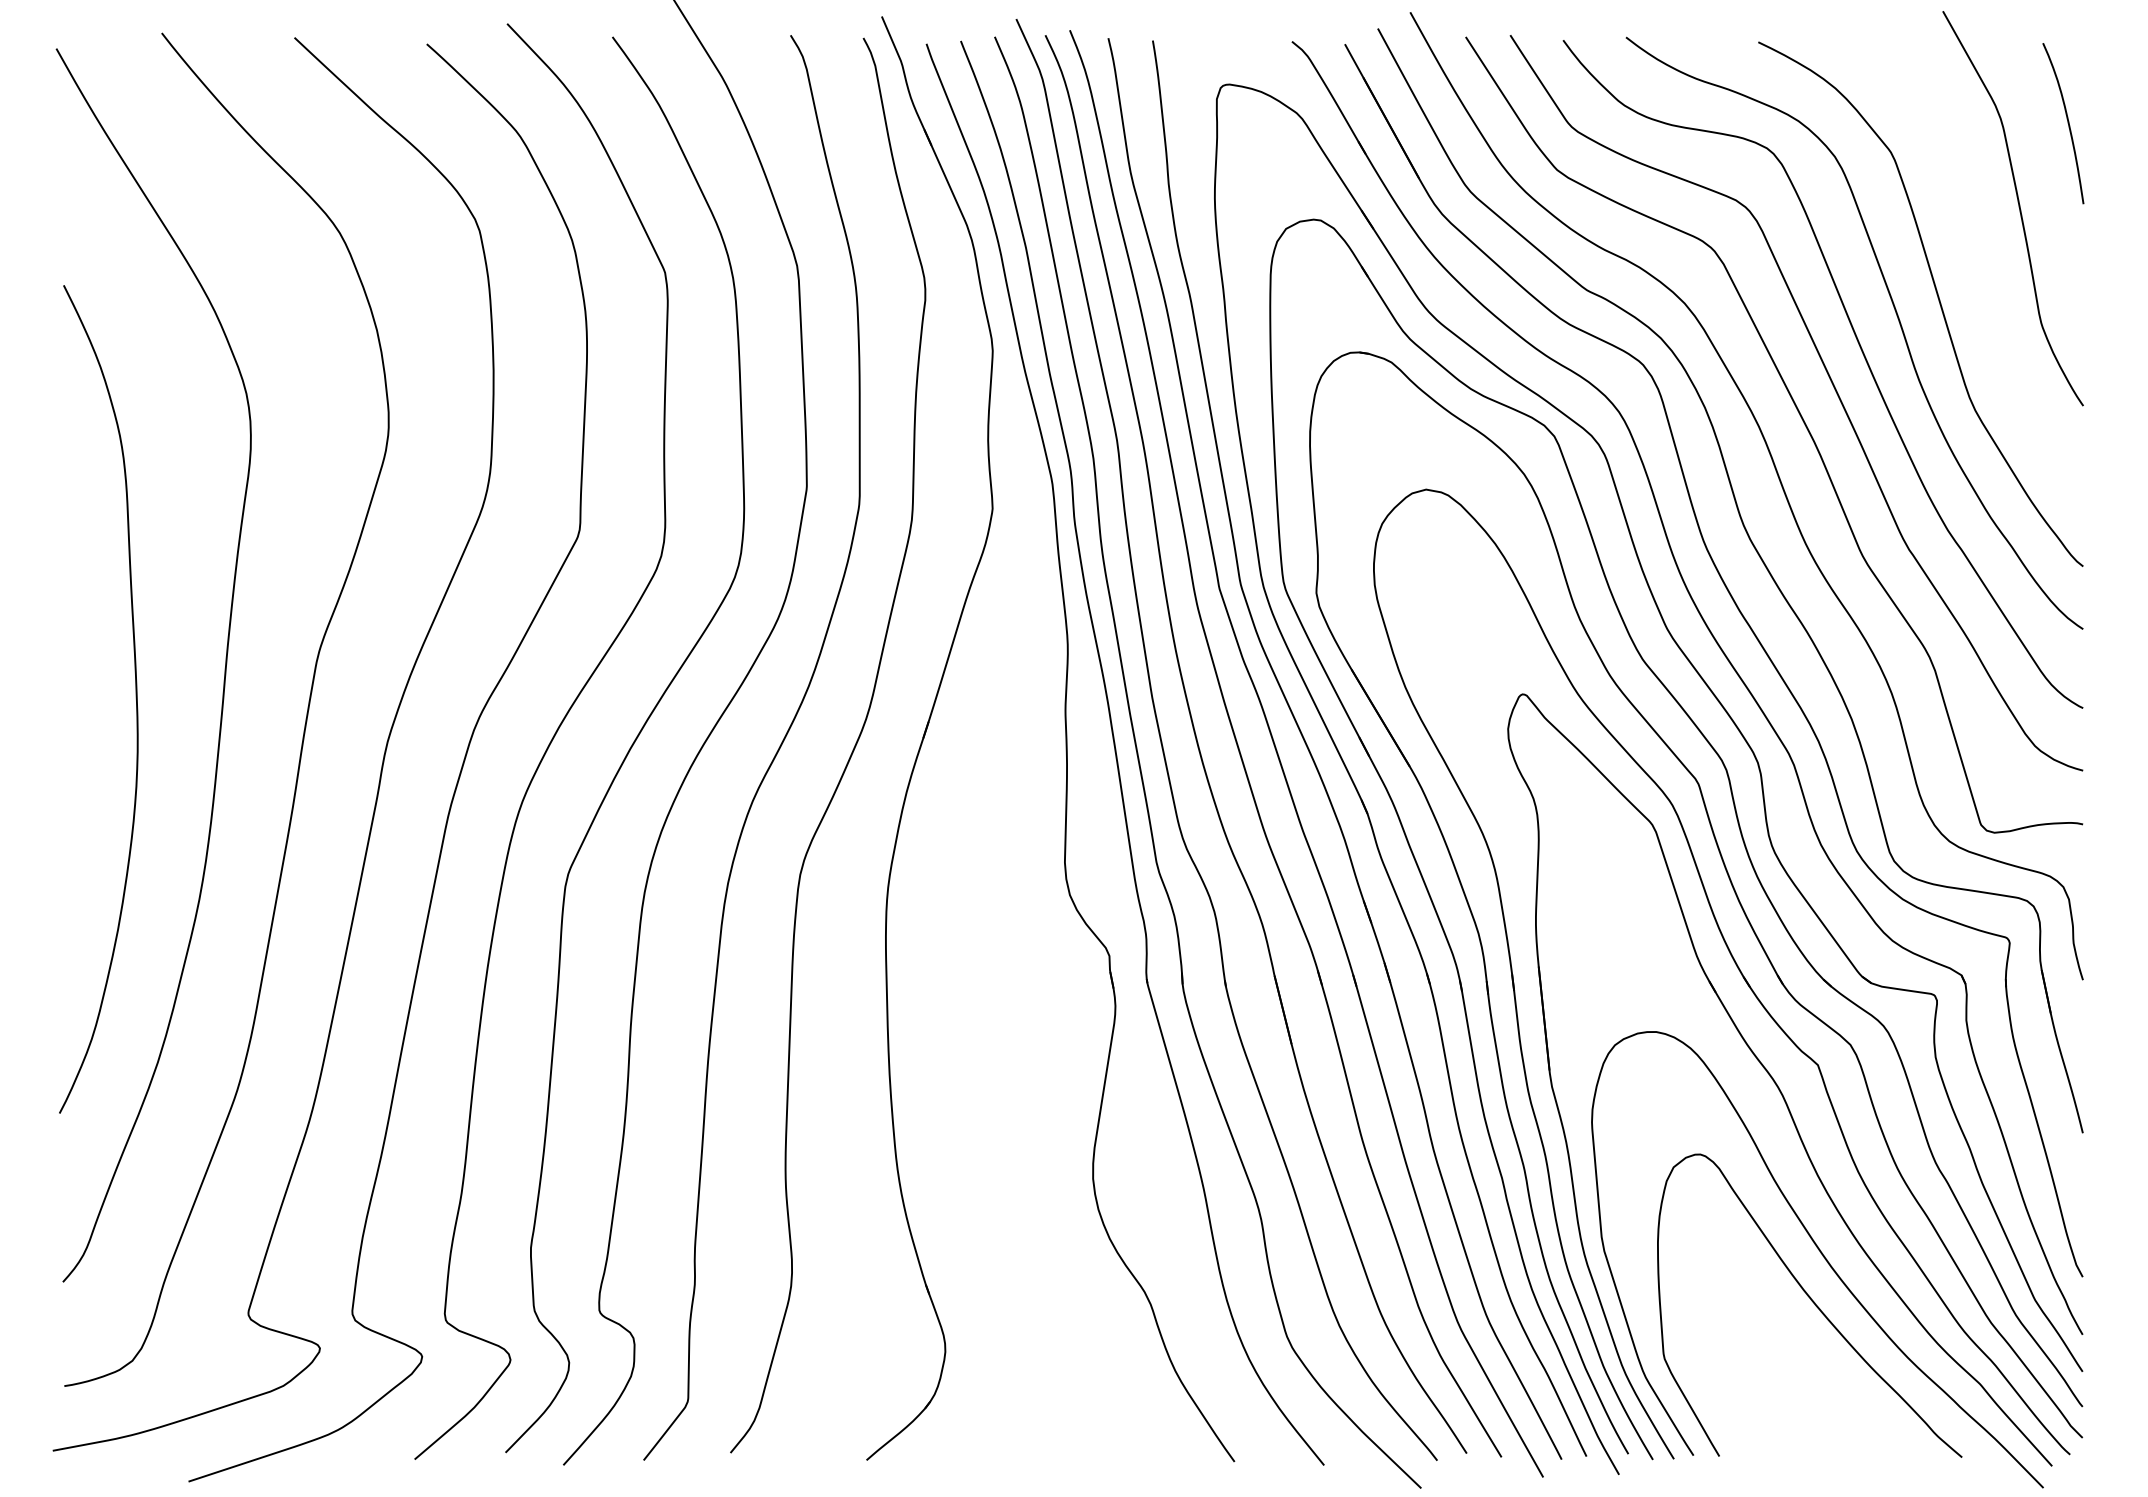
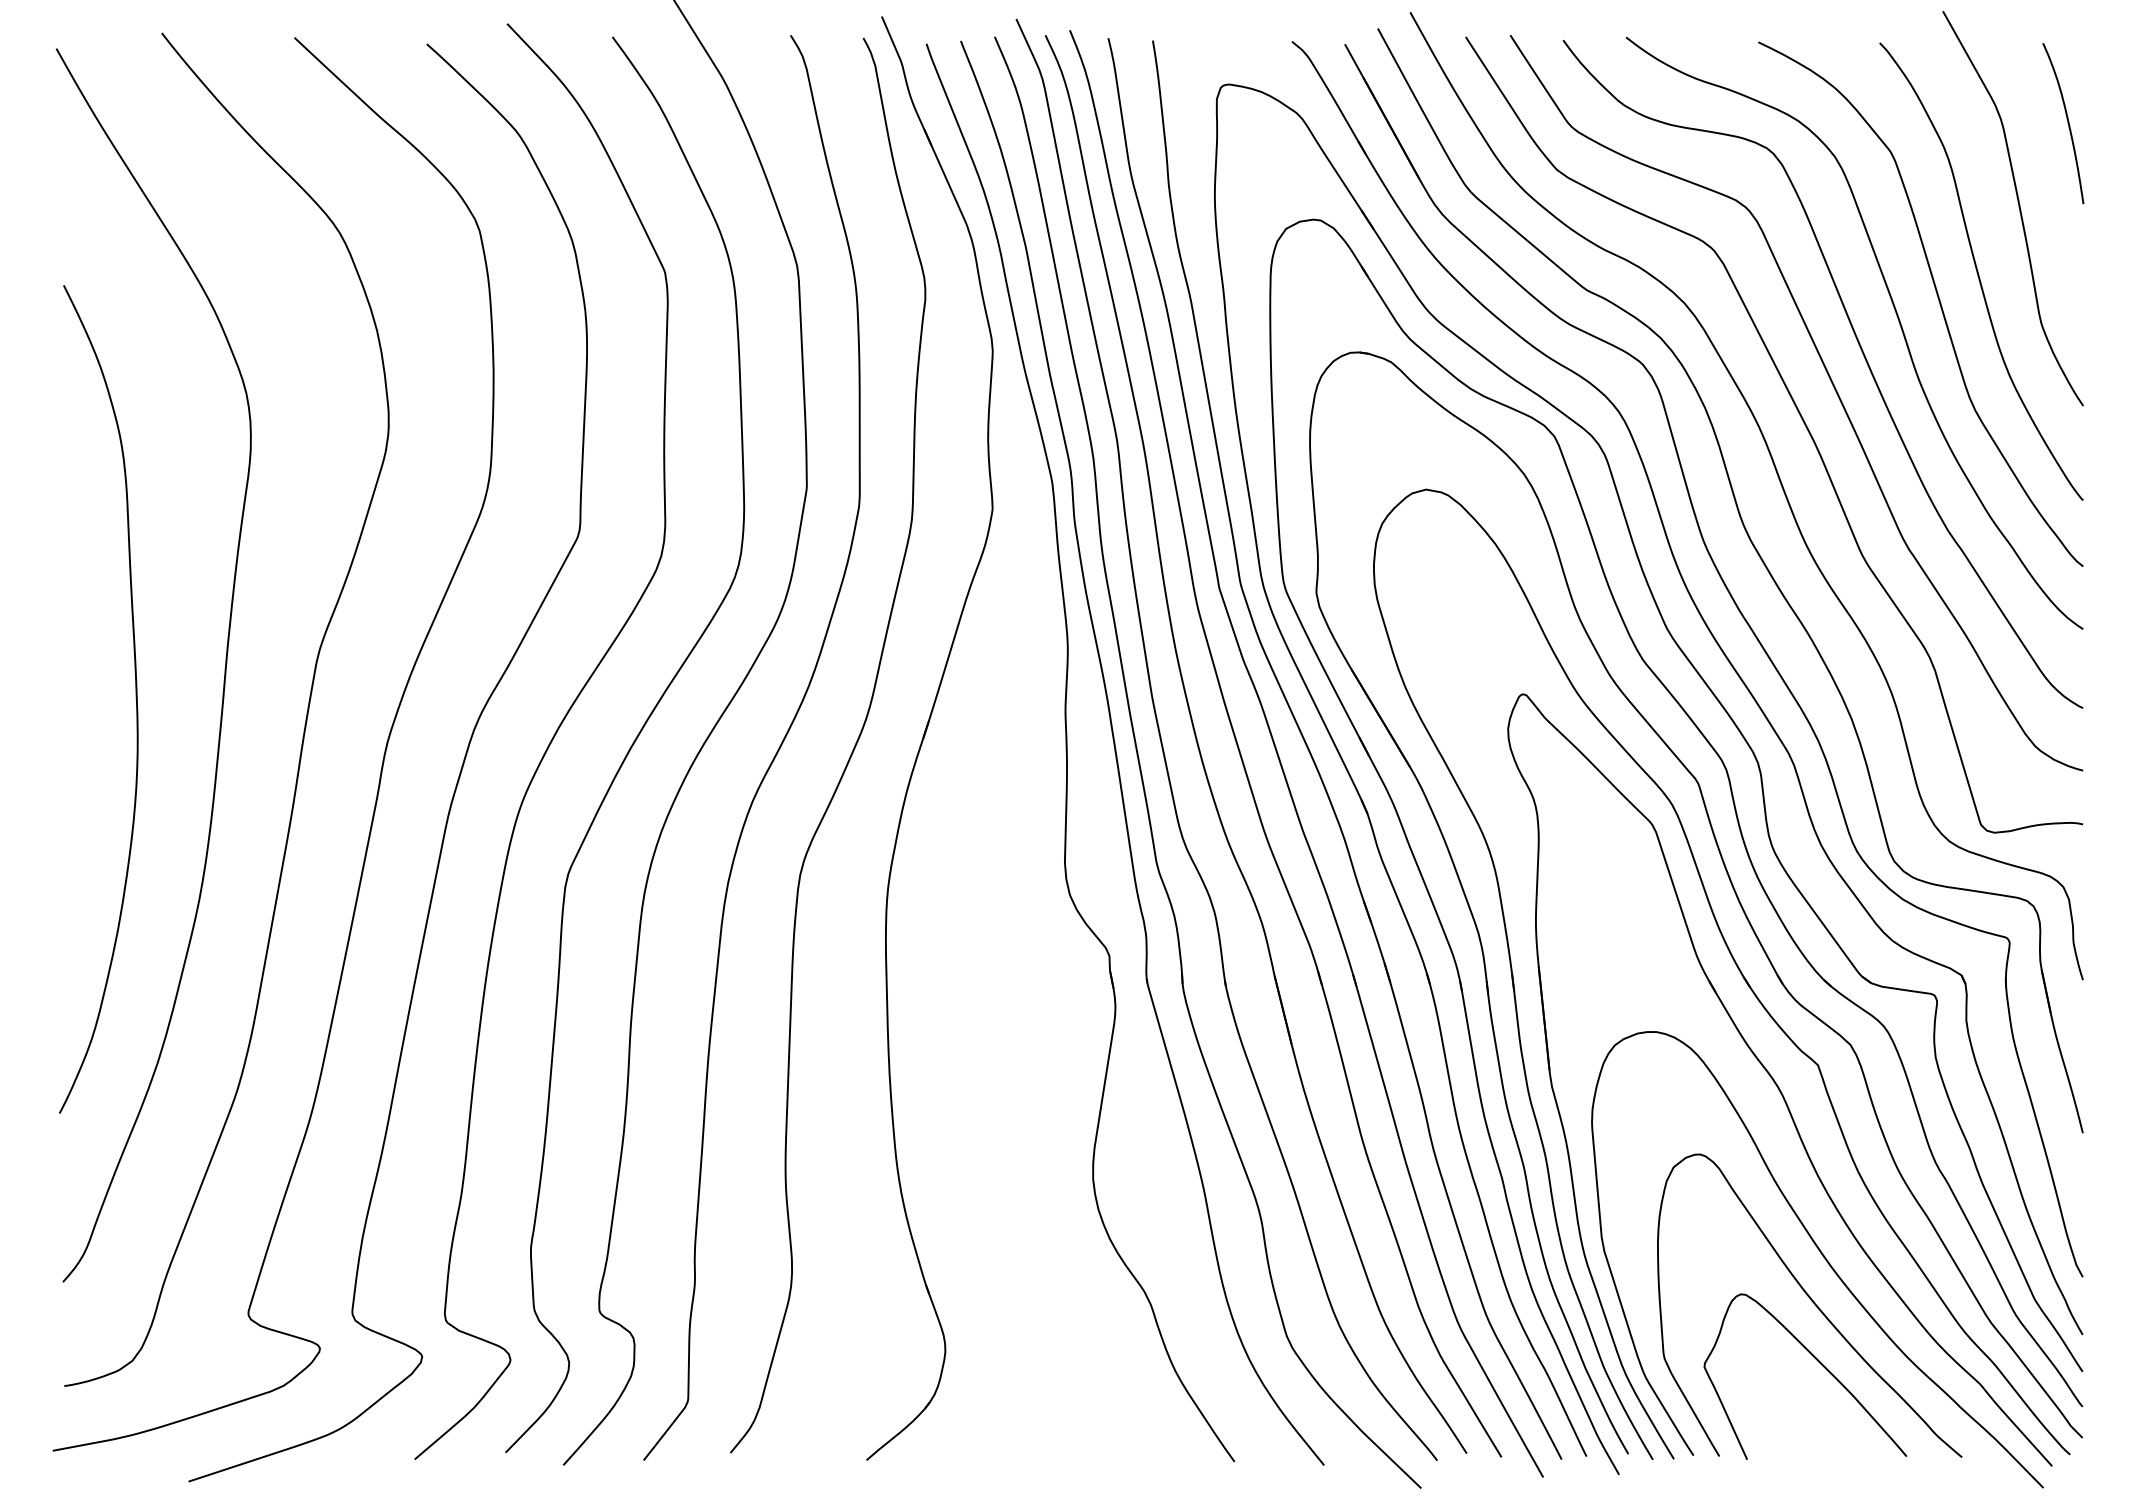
curve: none -> present (1978, 271)
curve: none -> present (1818, 1362)
